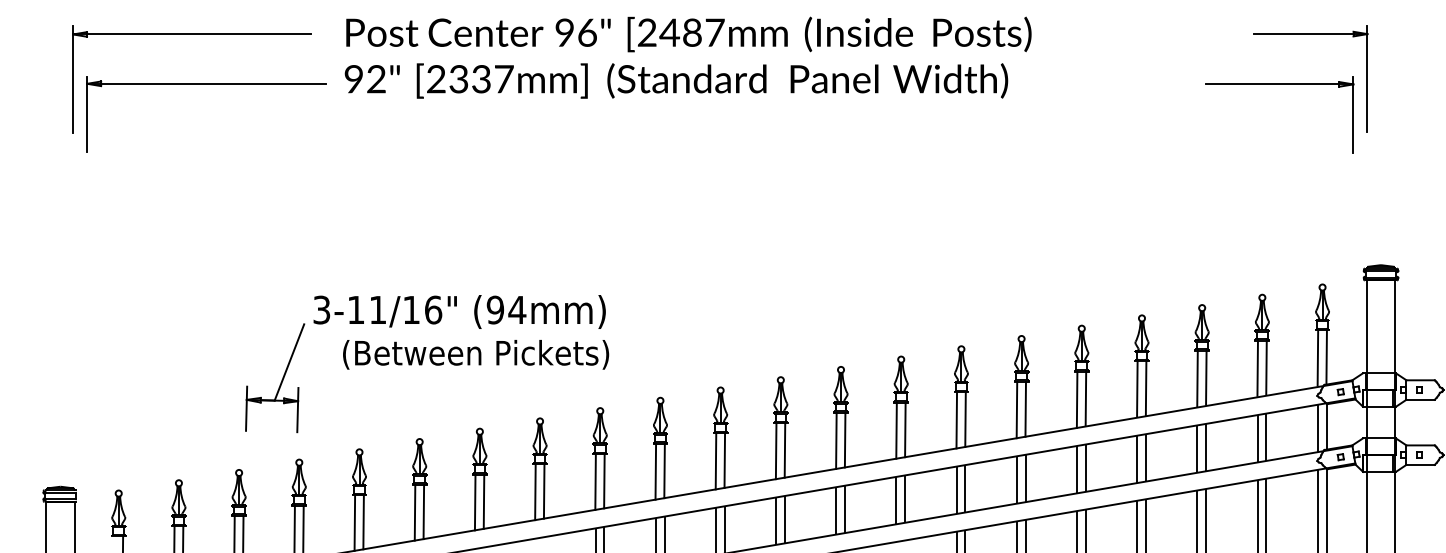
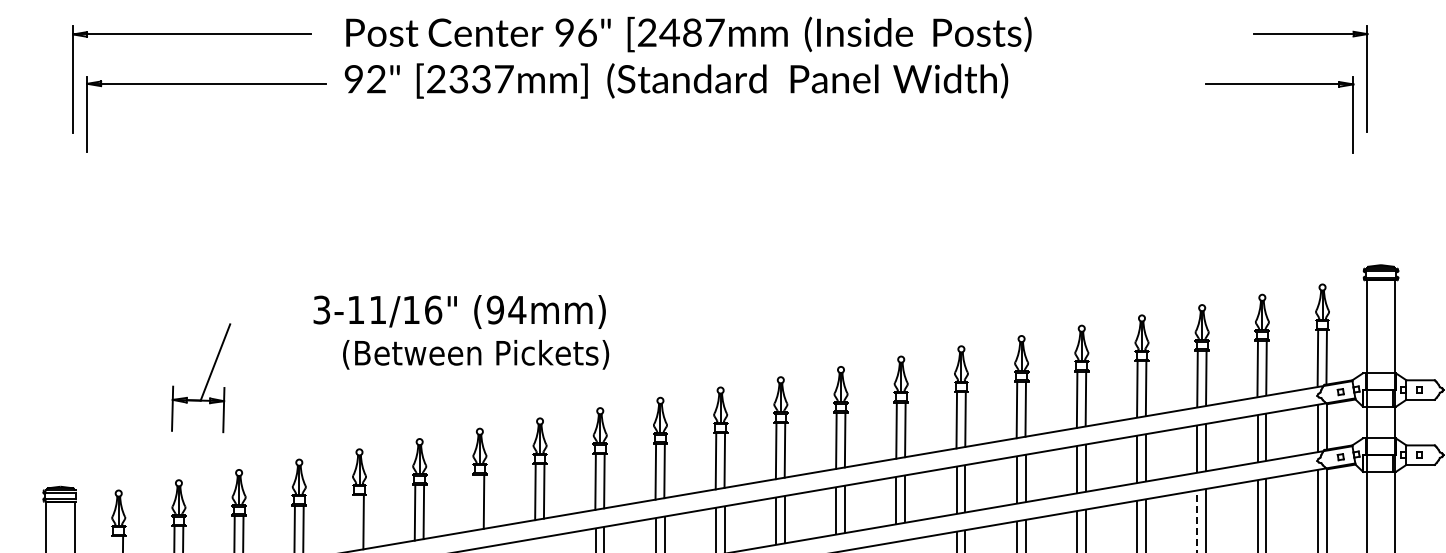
part position: (281, 379) -> (207, 379) (207, 379)
line: present -> none (474, 502)
line: solid -> dashed (1197, 521)
line: present -> none (354, 522)
